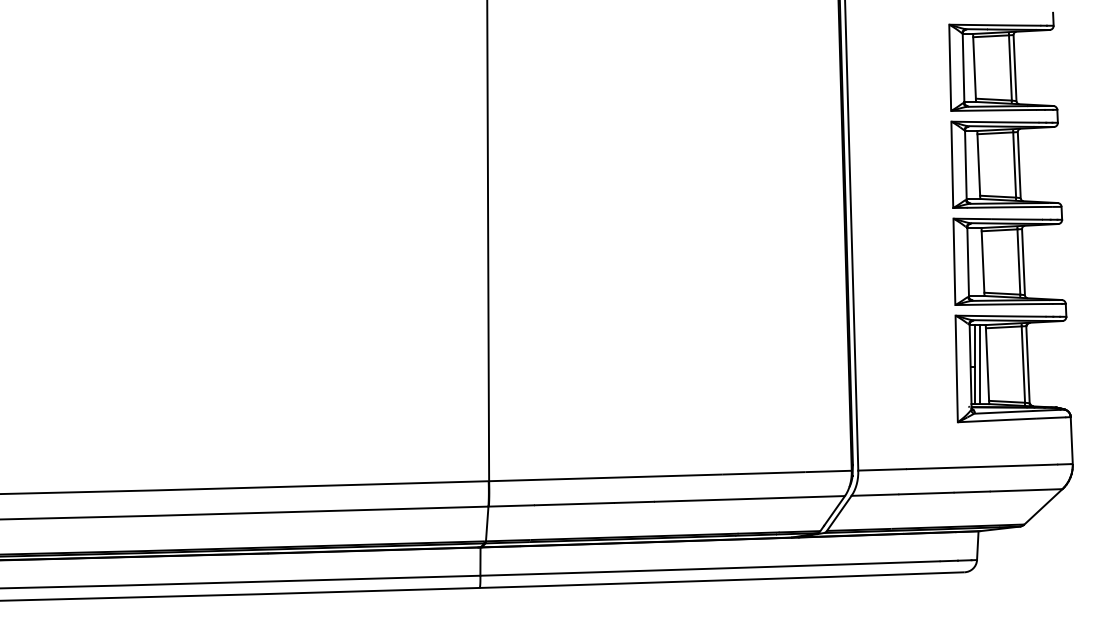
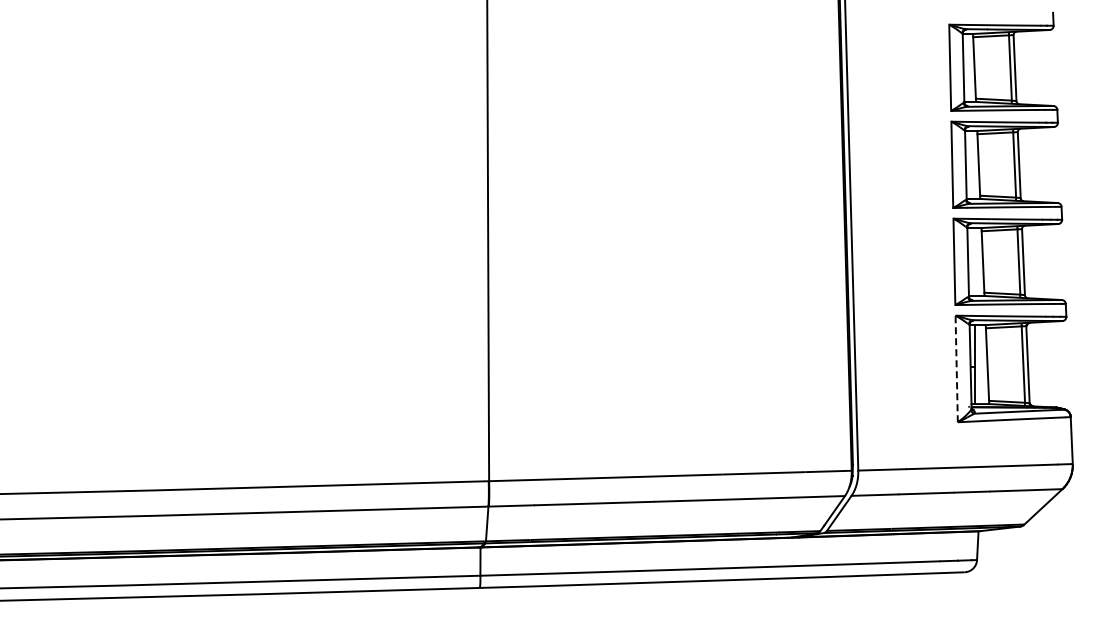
line: present -> none (980, 364)
line: solid -> dashed (956, 368)
